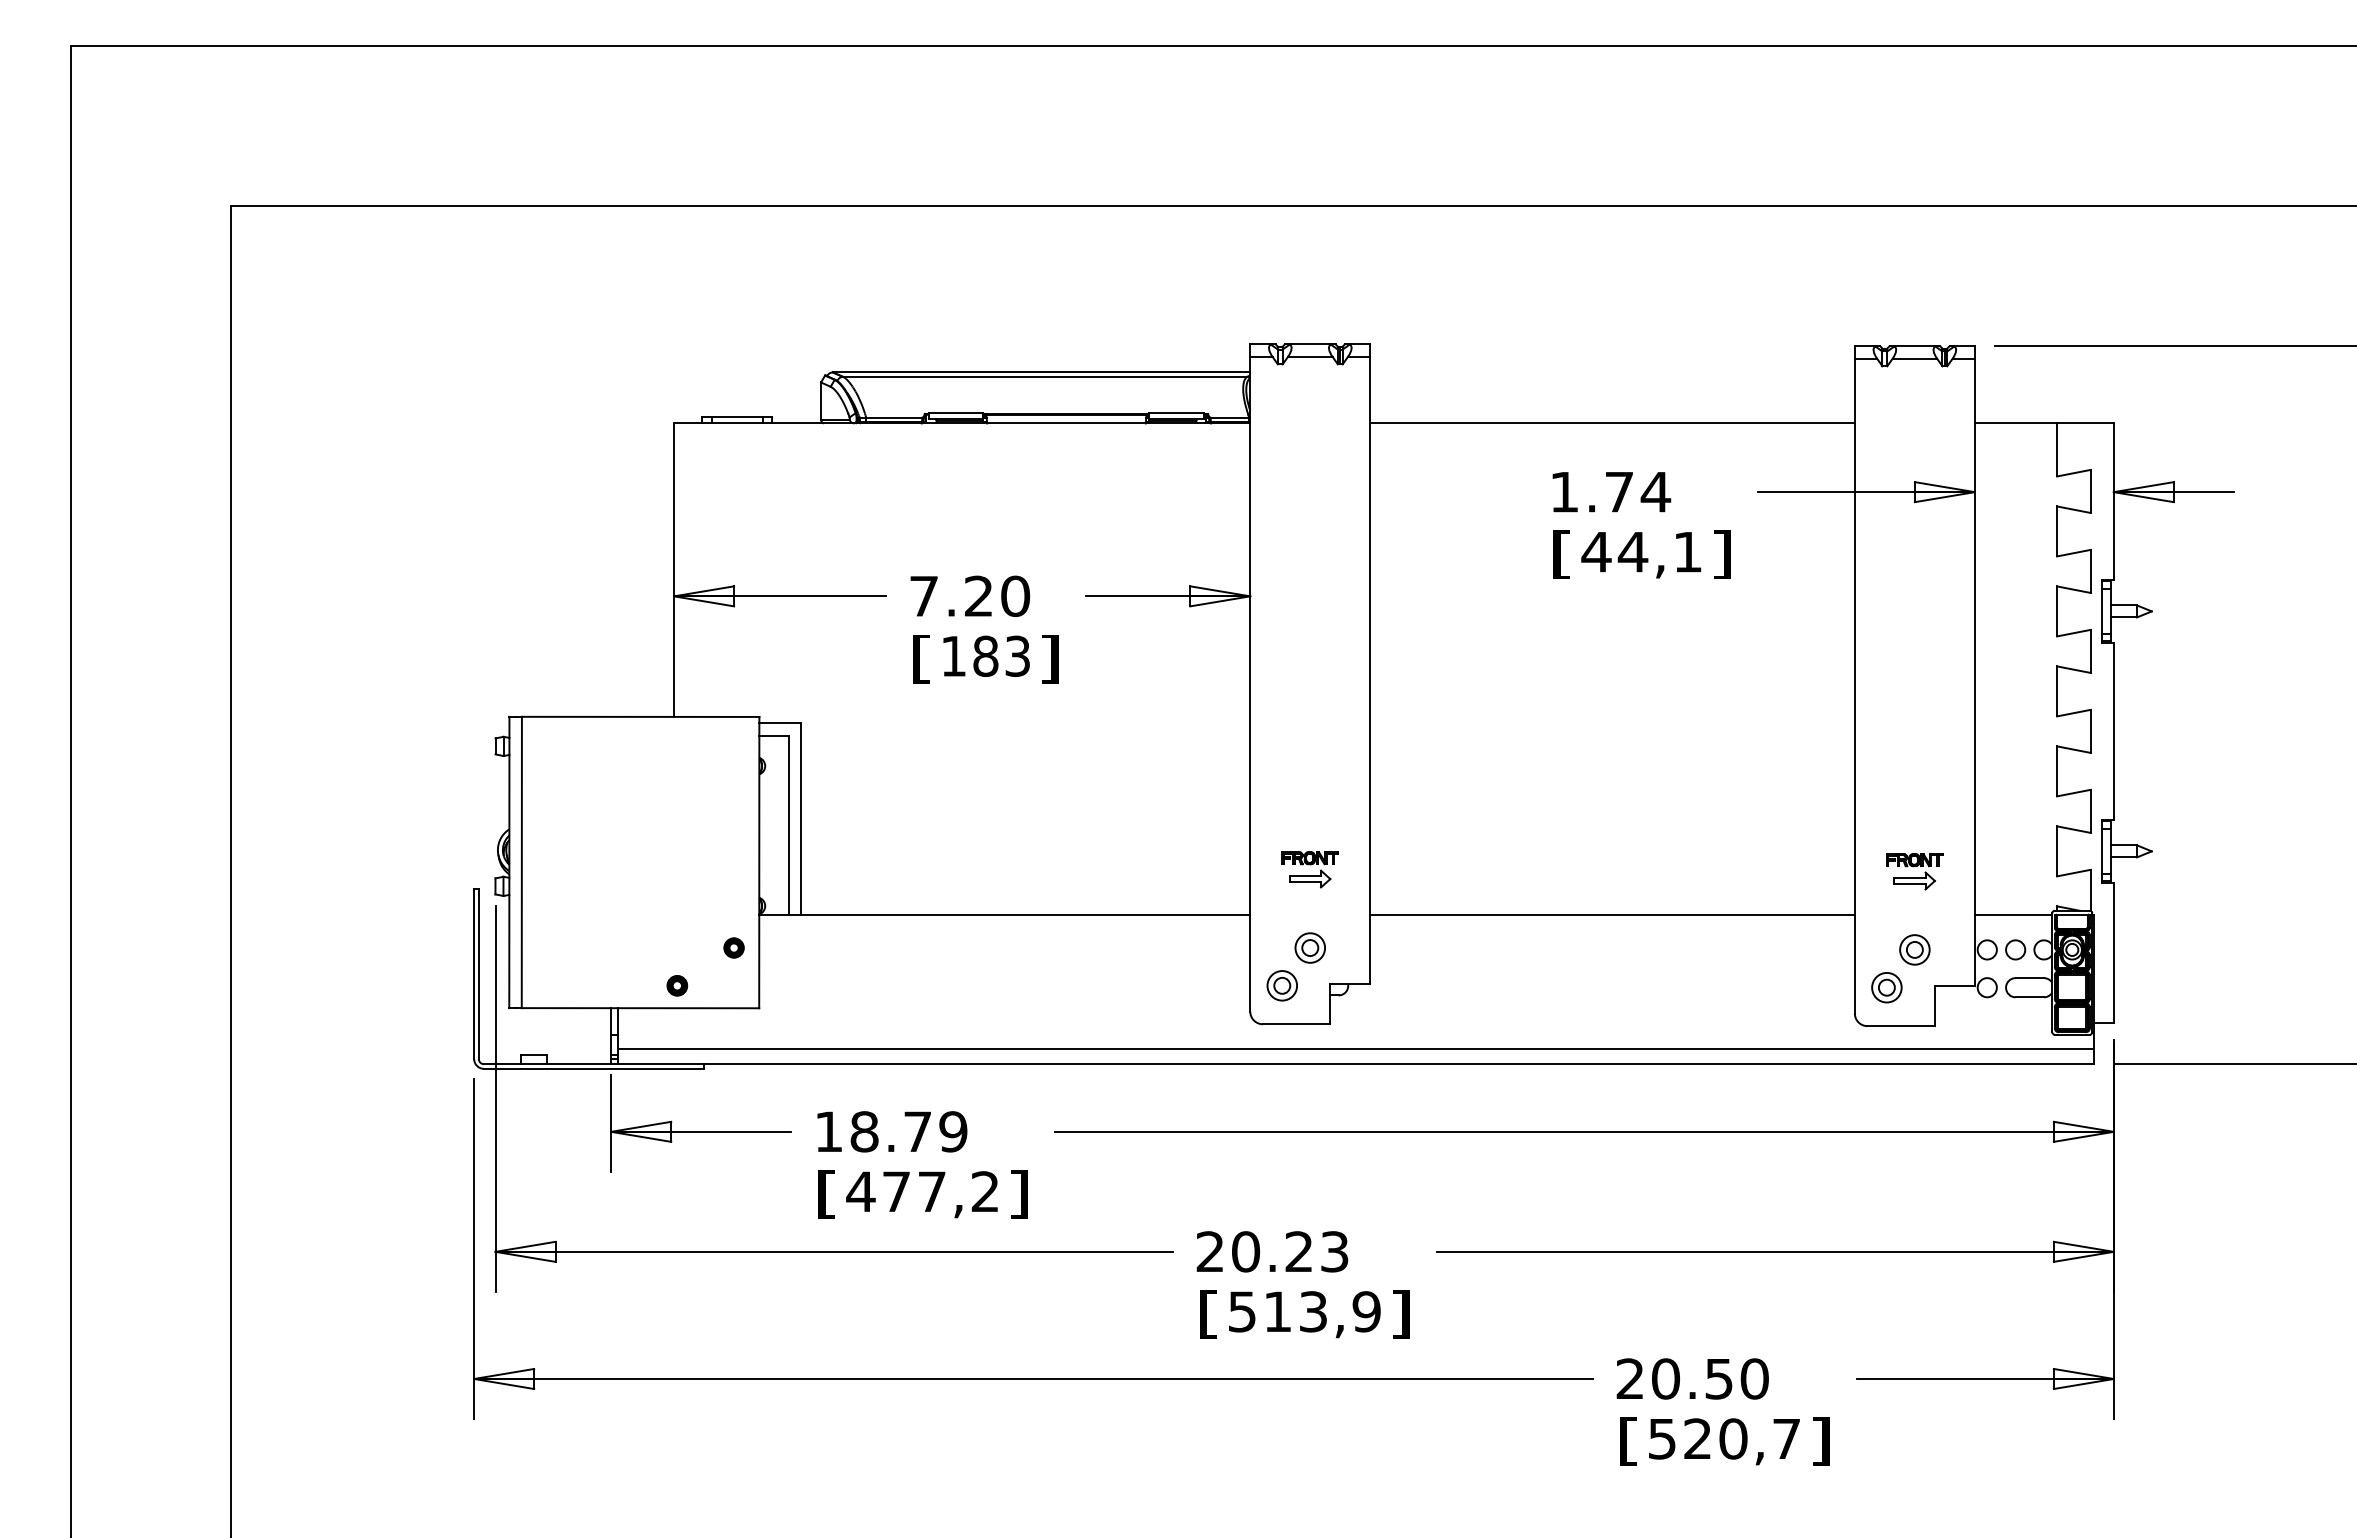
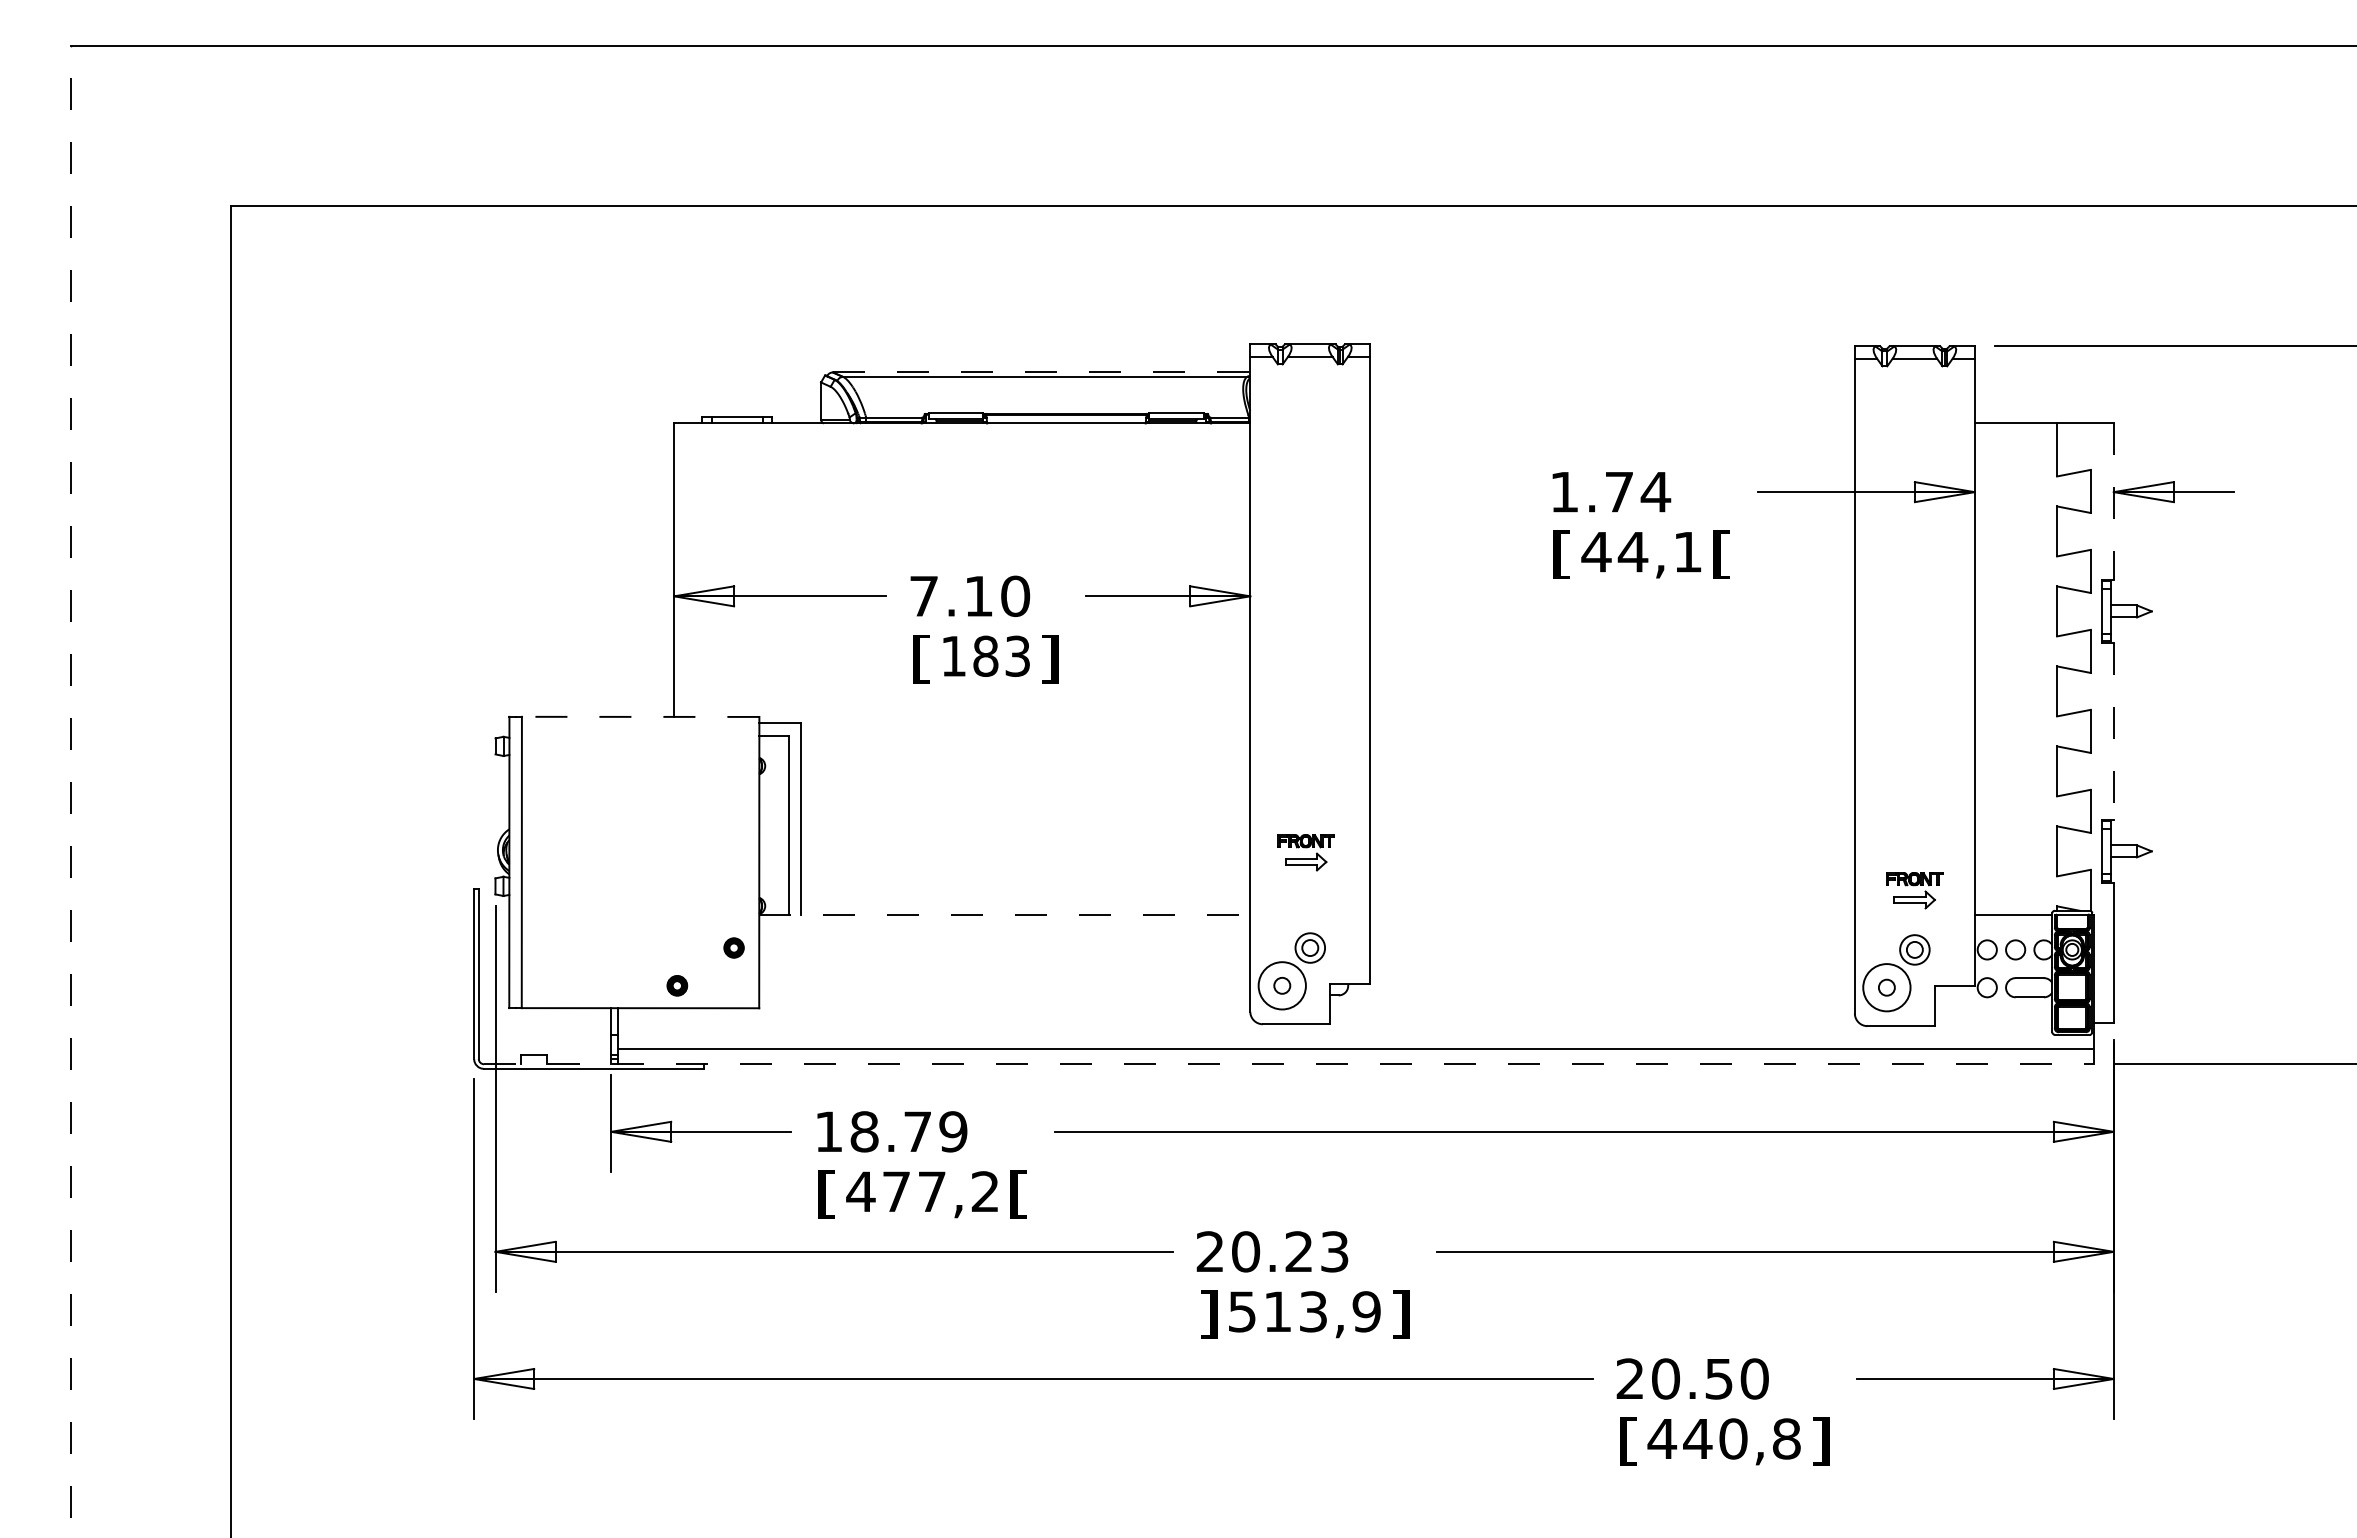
line: solid -> dashed (1041, 372)
line: present -> none (1612, 423)
line: solid -> dashed (2113, 502)
text: ] -> [ (1721, 554)
text: 7.20 -> 7.10 (978, 595)
line: solid -> dashed (640, 716)
line: solid -> dashed (2113, 731)
line: solid -> dashed (70, 791)
part position: (1309, 869) -> (1305, 852) (1305, 852)
part position: (1914, 871) -> (1914, 890) (1914, 890)
line: solid -> dashed (1004, 914)
line: present -> none (1612, 914)
circle diameter: 30 px -> 47 px (1281, 985)
circle diameter: 30 px -> 47 px (1886, 987)
line: solid -> dashed (1289, 1064)
text: ] -> [ (1018, 1194)
text: [ -> ] (1208, 1314)
text: 520,7 -> 440,8 (1723, 1438)
